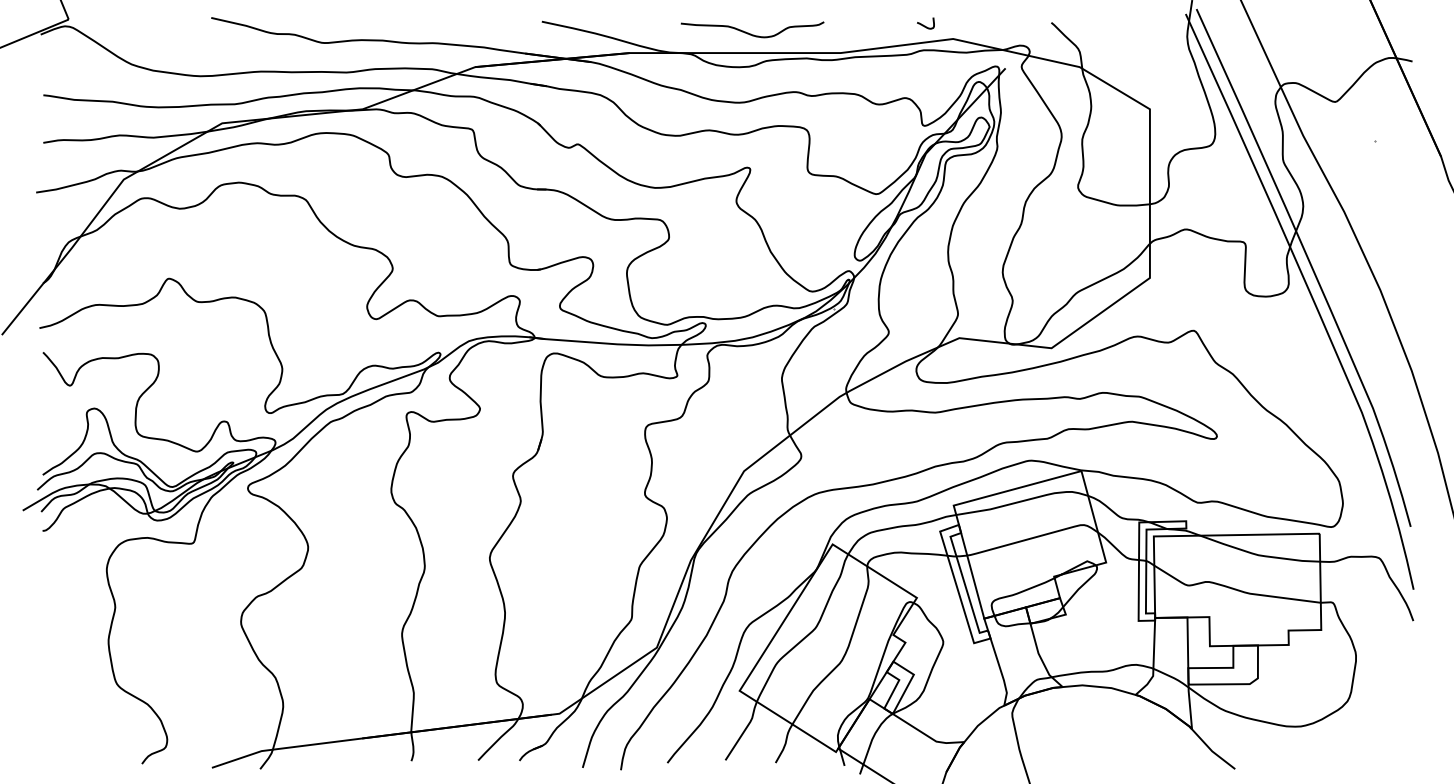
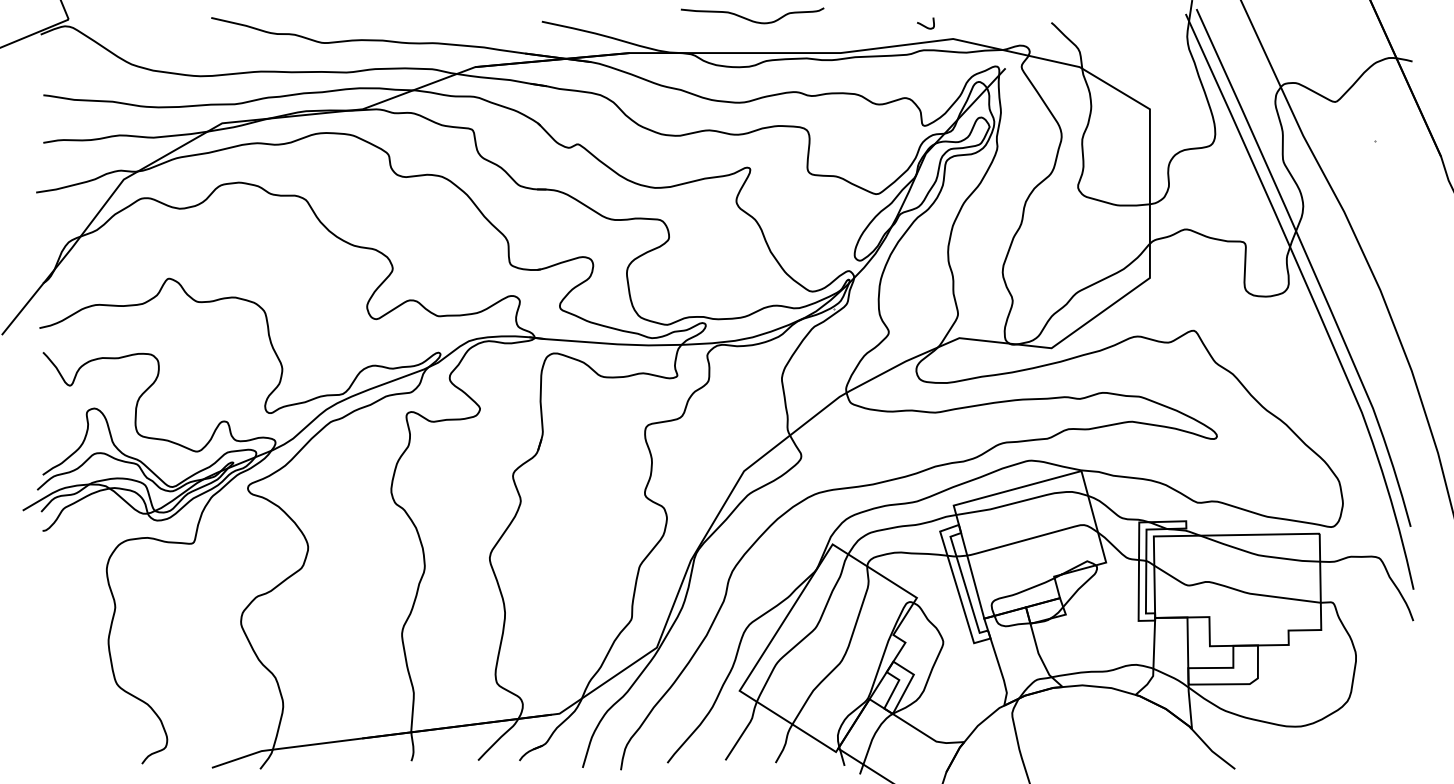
curve position: (751, 33) -> (751, 19) (751, 19)
